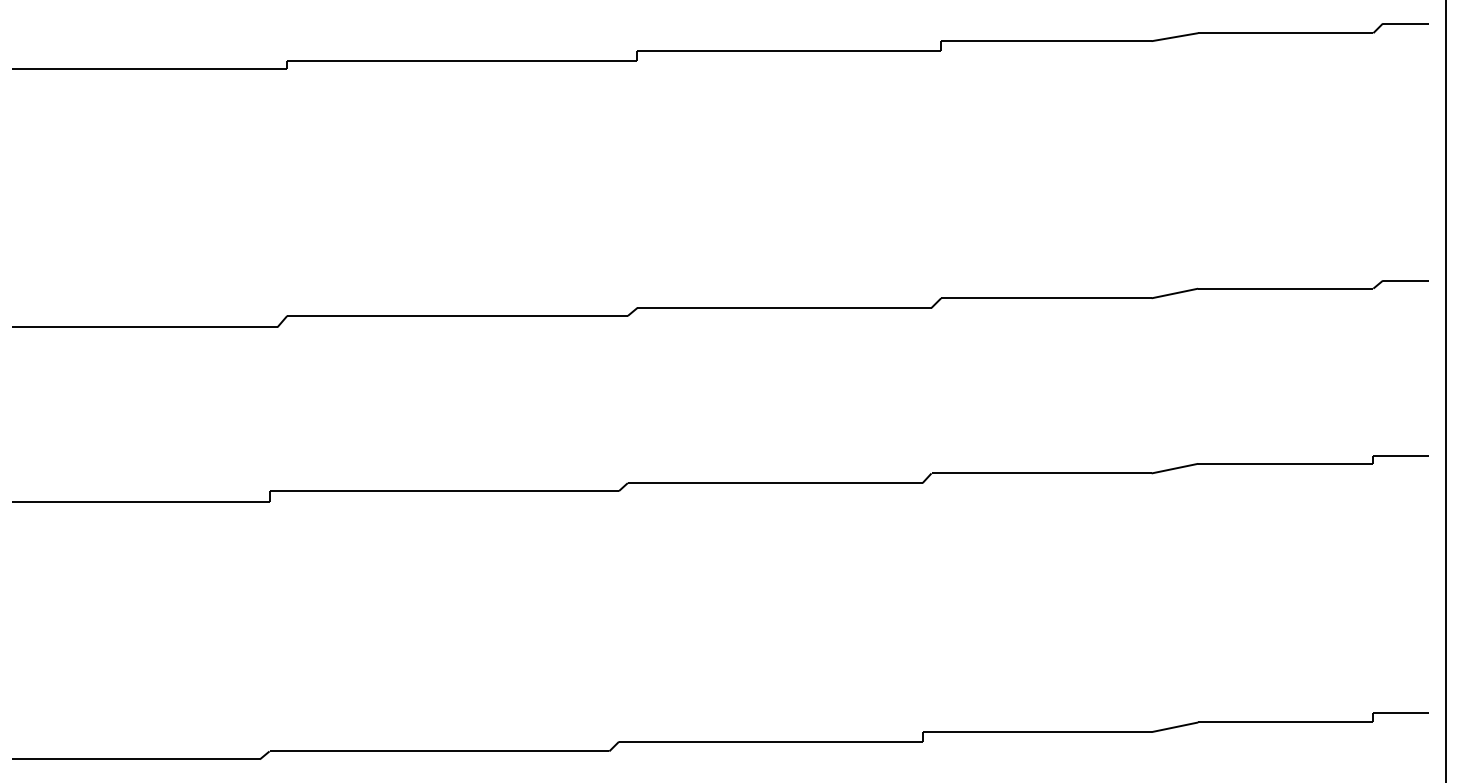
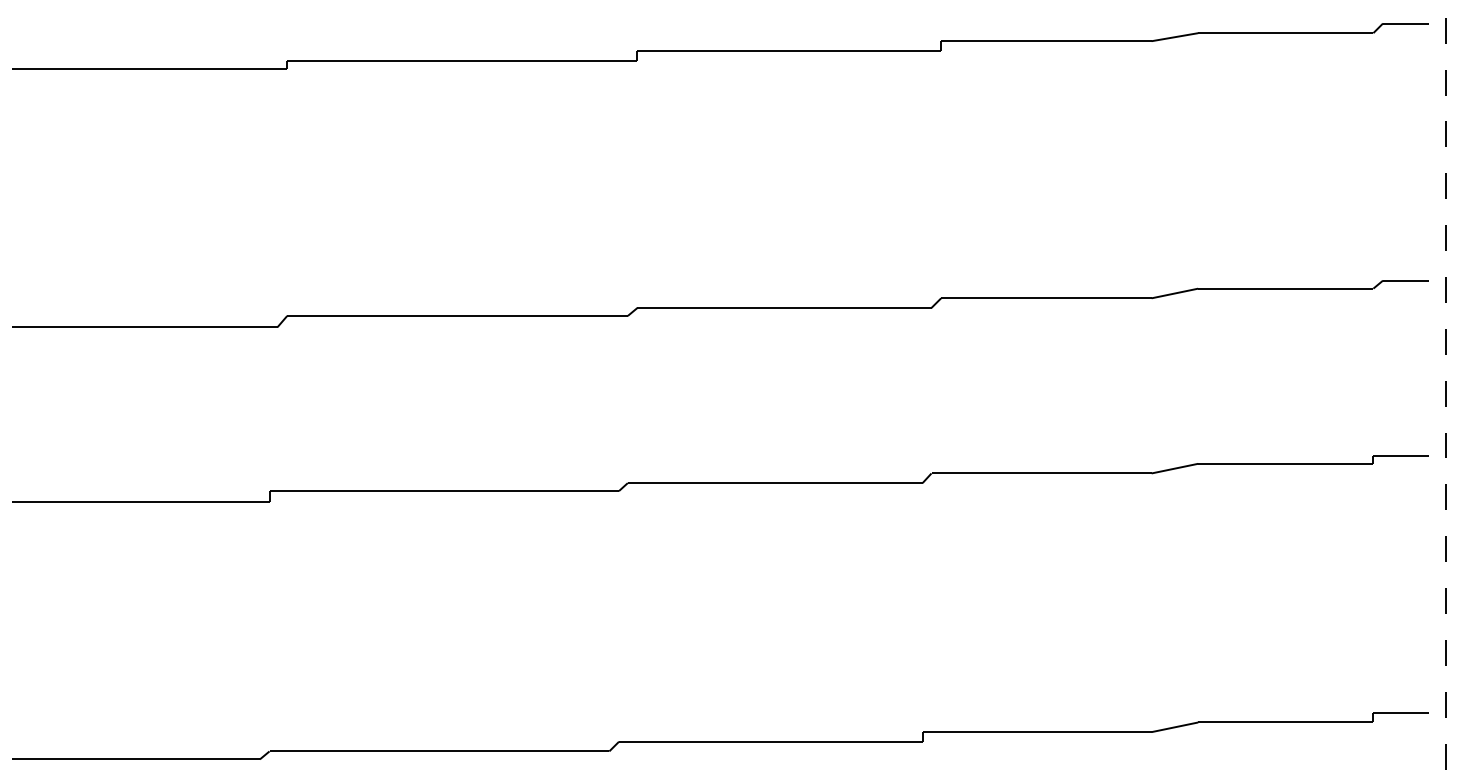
line: solid -> dashed (1446, 391)
